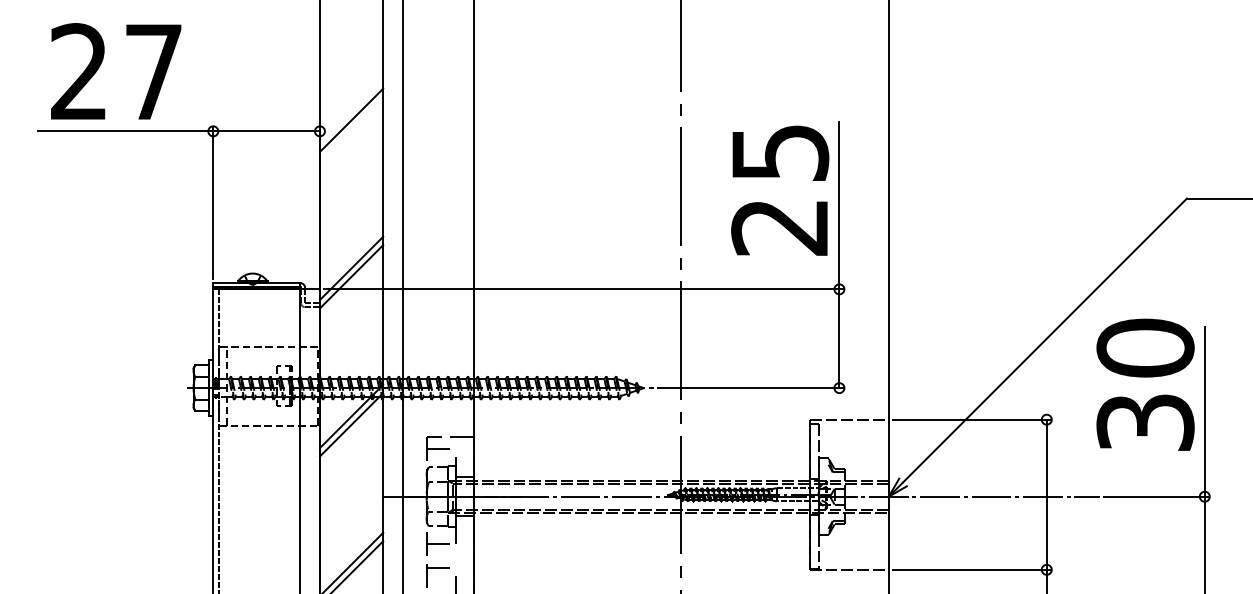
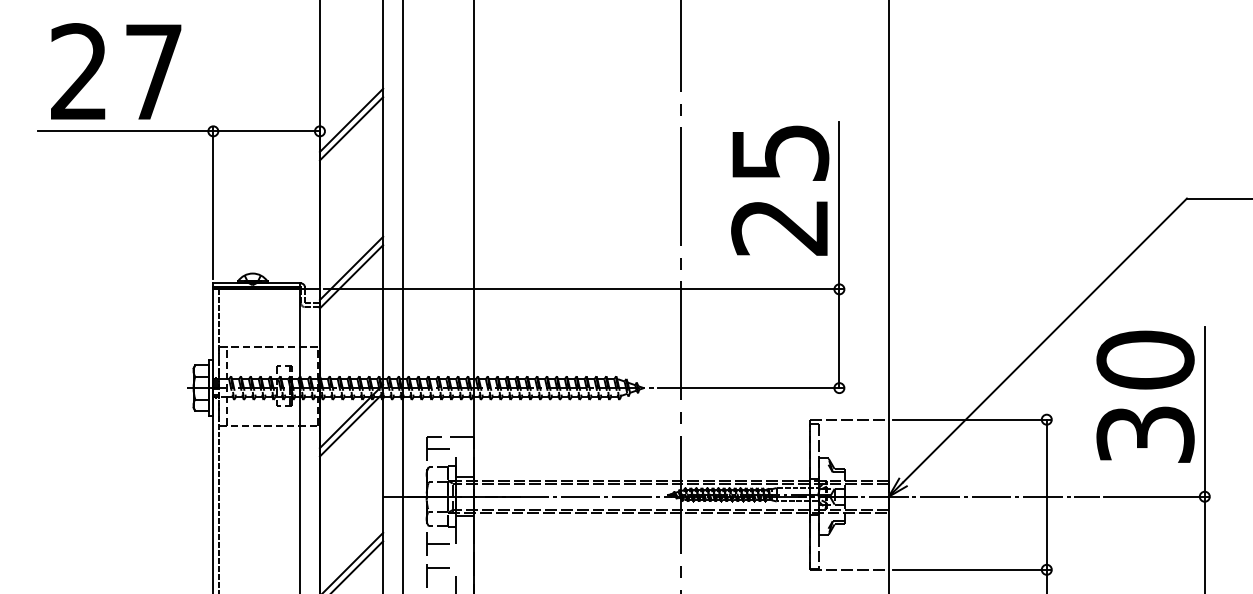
line: none -> present (351, 128)
text position: (1145, 384) -> (1145, 396) (1145, 396)
